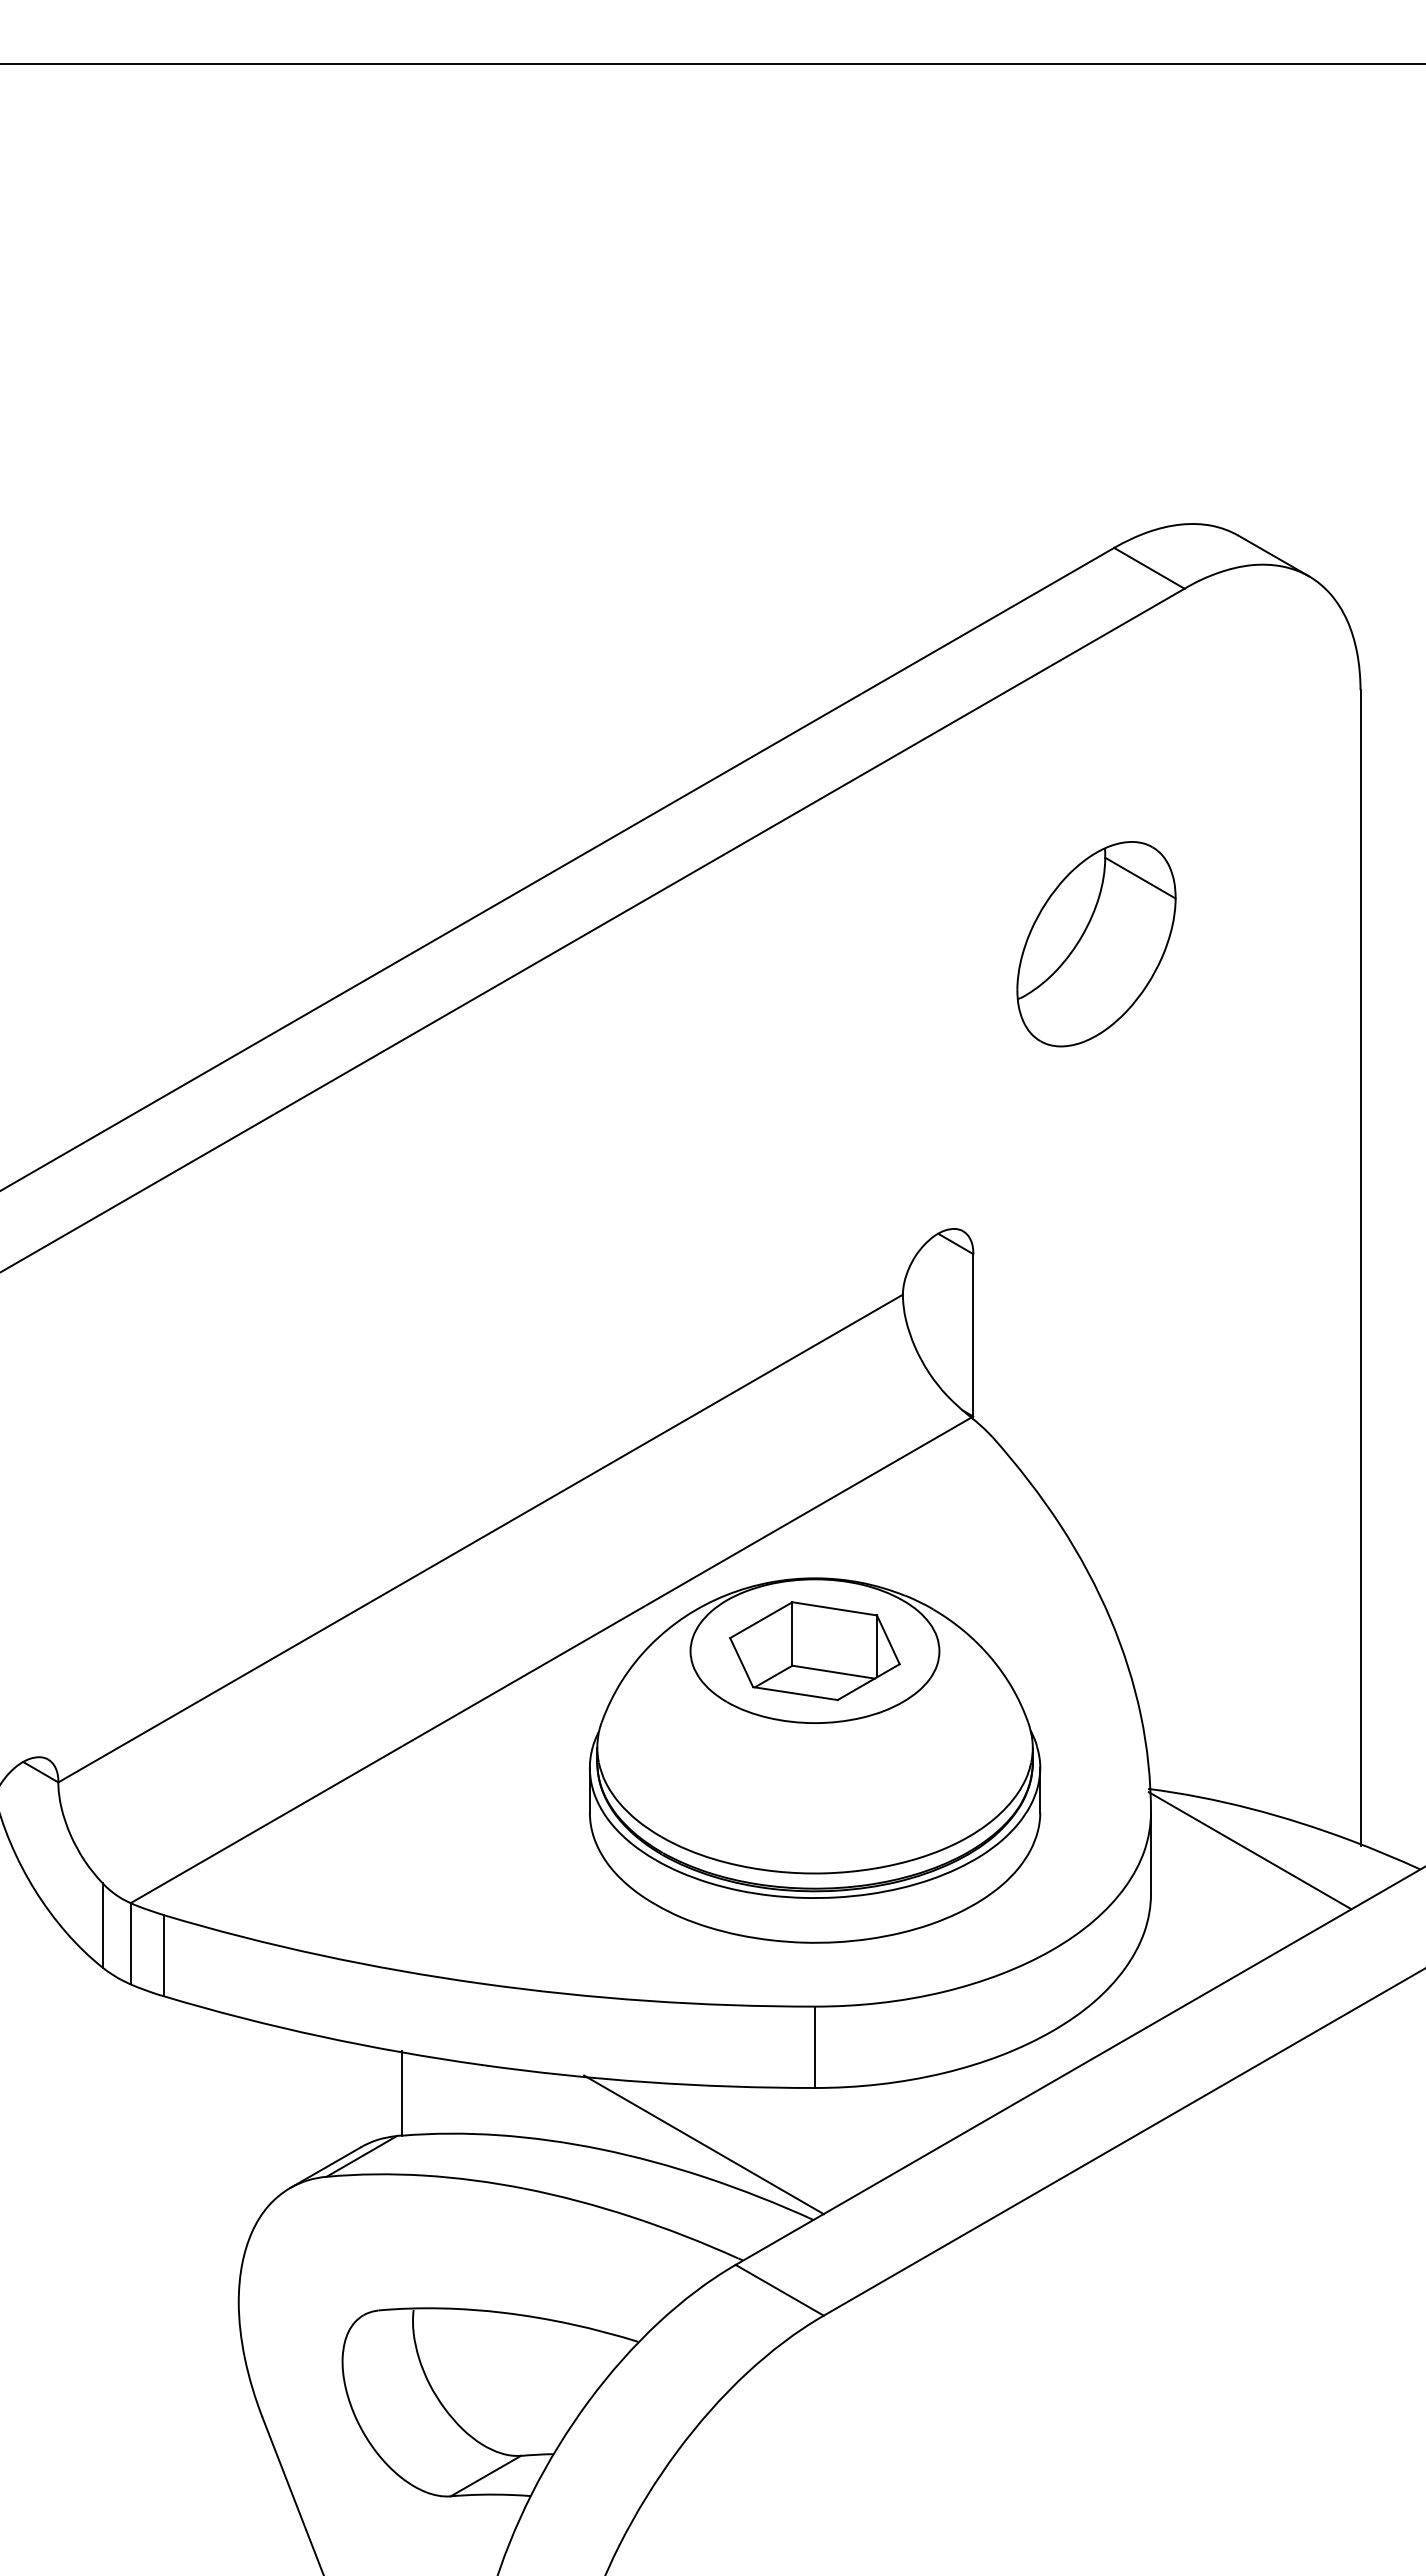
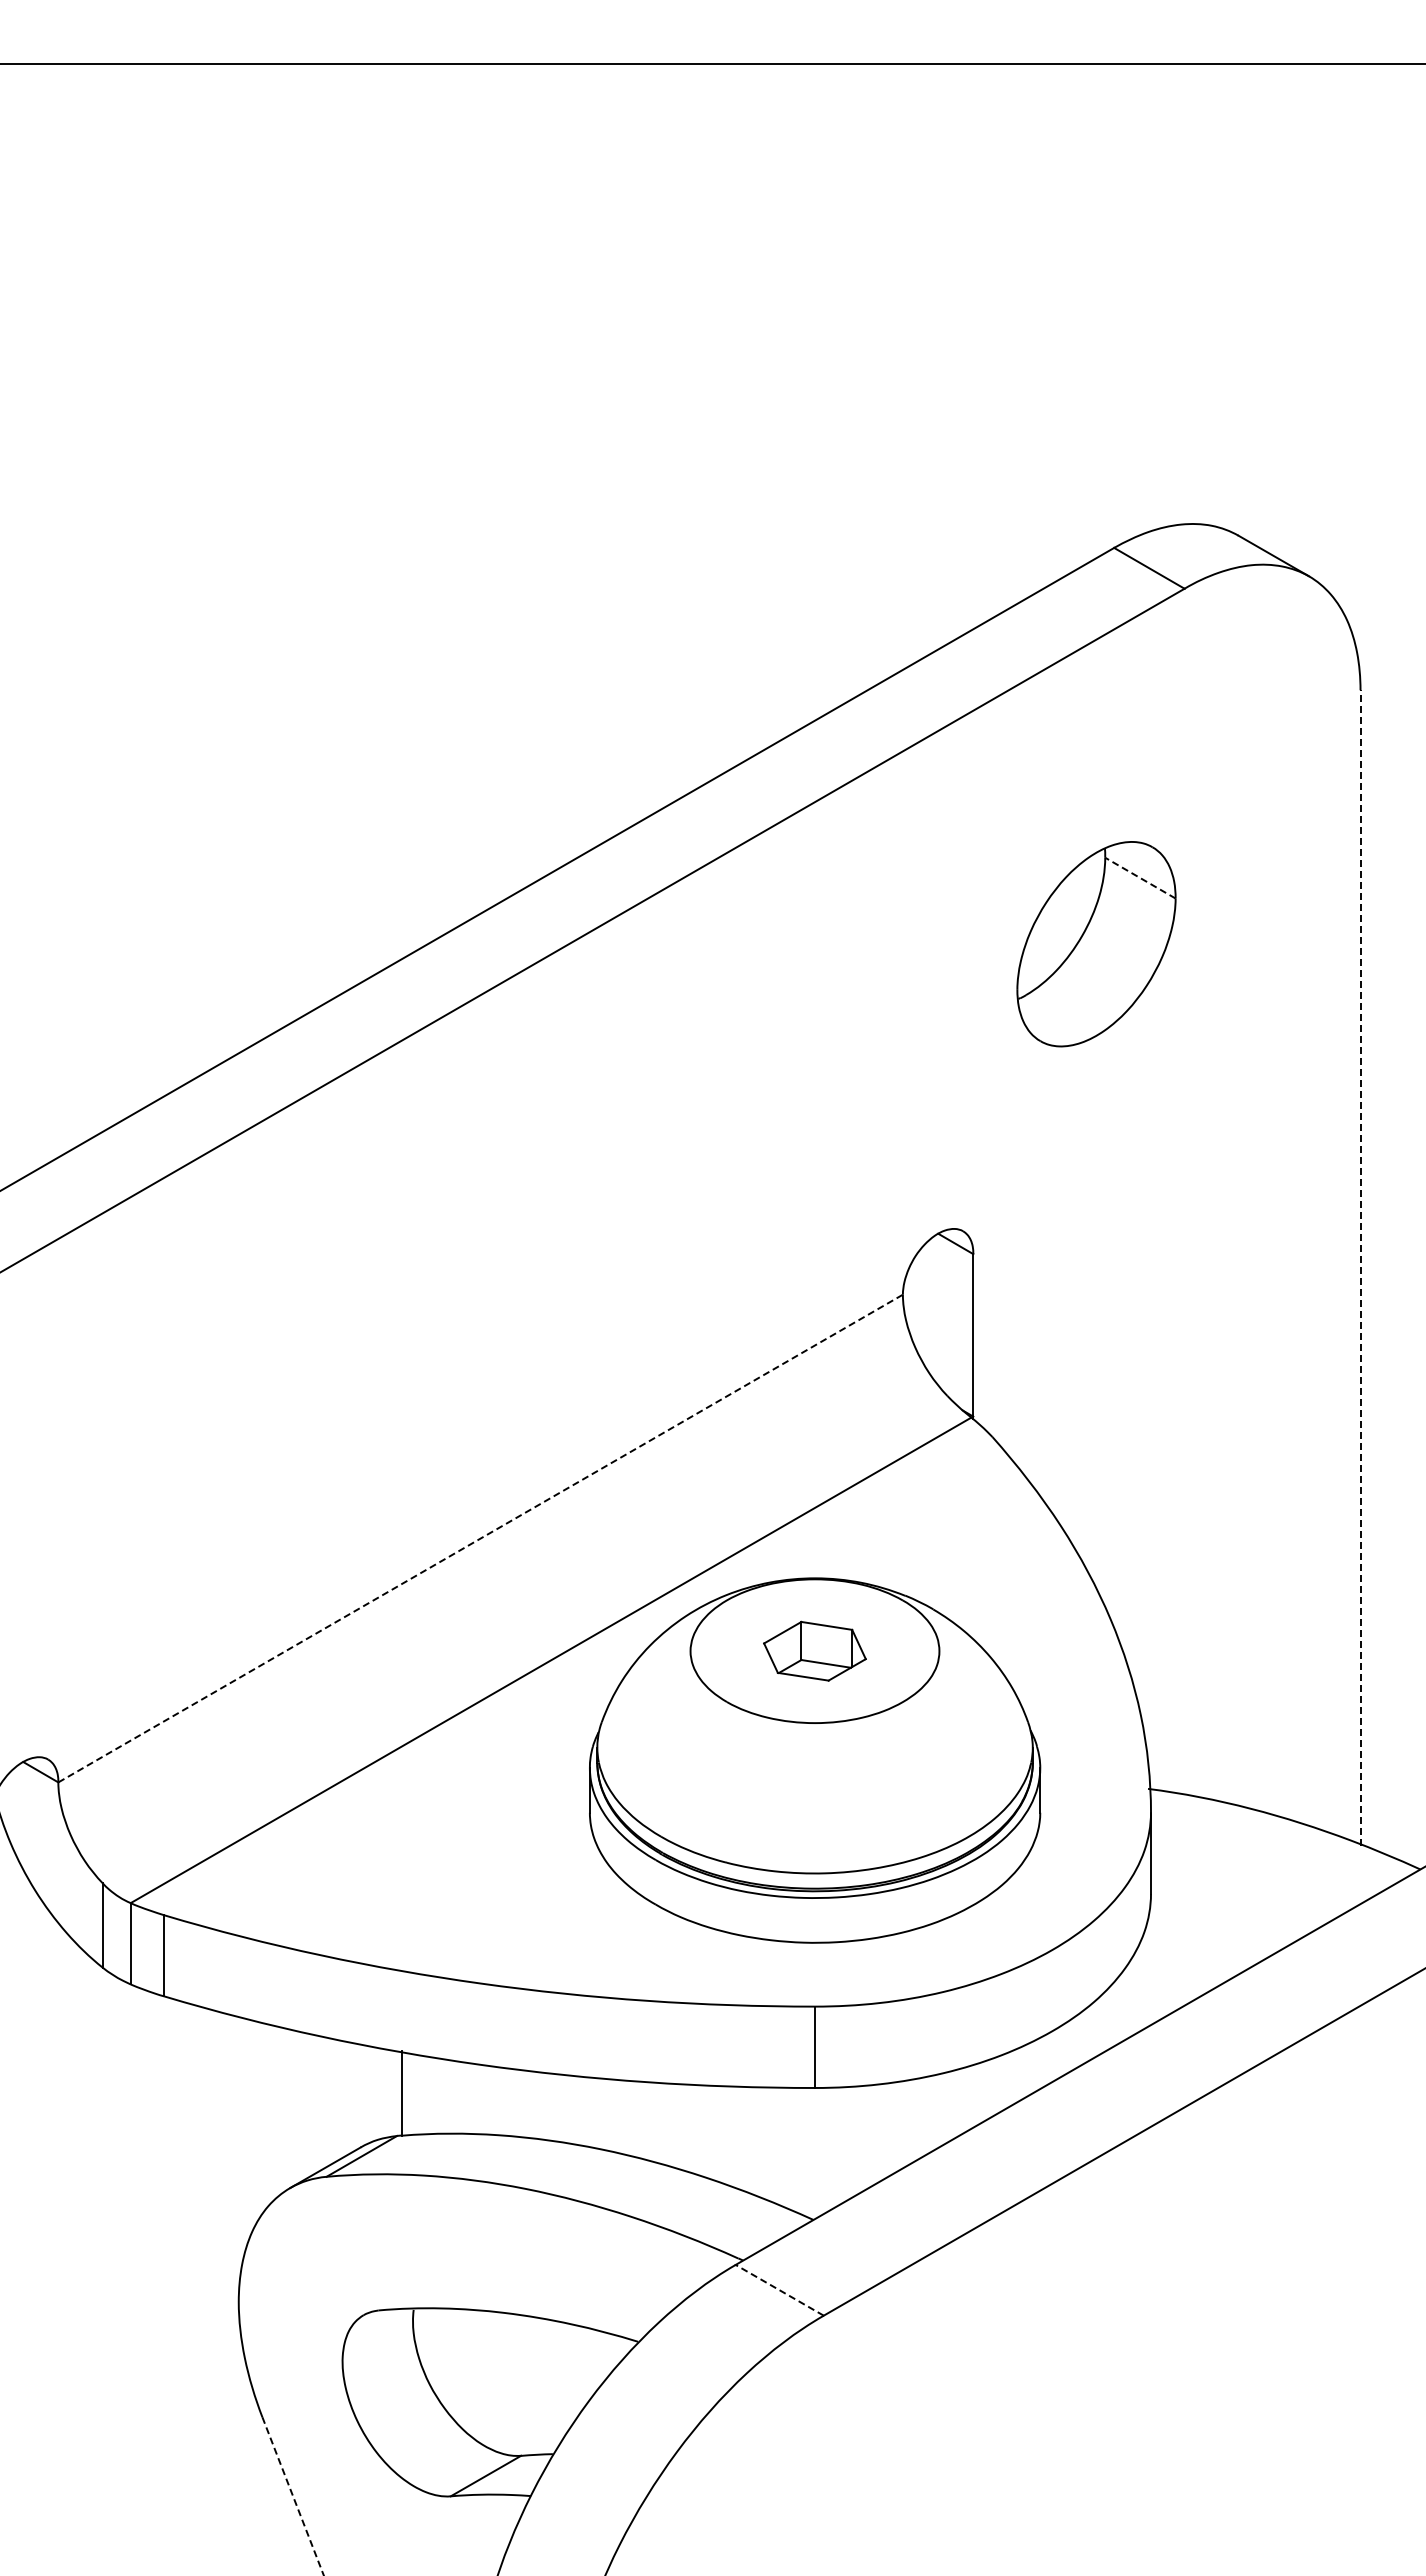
line: solid -> dashed (1140, 878)
line: solid -> dashed (1360, 1268)
line: solid -> dashed (480, 1538)
part size: 172x101 px -> 104x62 px (814, 1650)
line: present -> none (1249, 1850)
line: present -> none (703, 2144)
line: solid -> dashed (779, 2290)
line: solid -> dashed (293, 2496)
